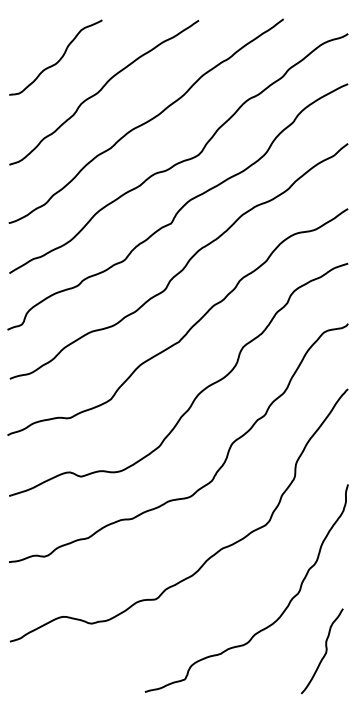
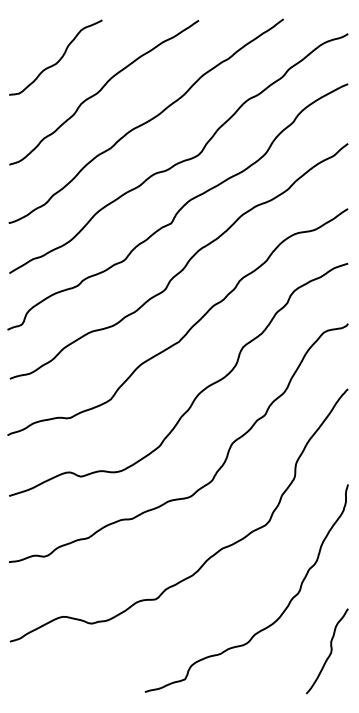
curve position: (324, 653) -> (329, 653) (329, 653)
